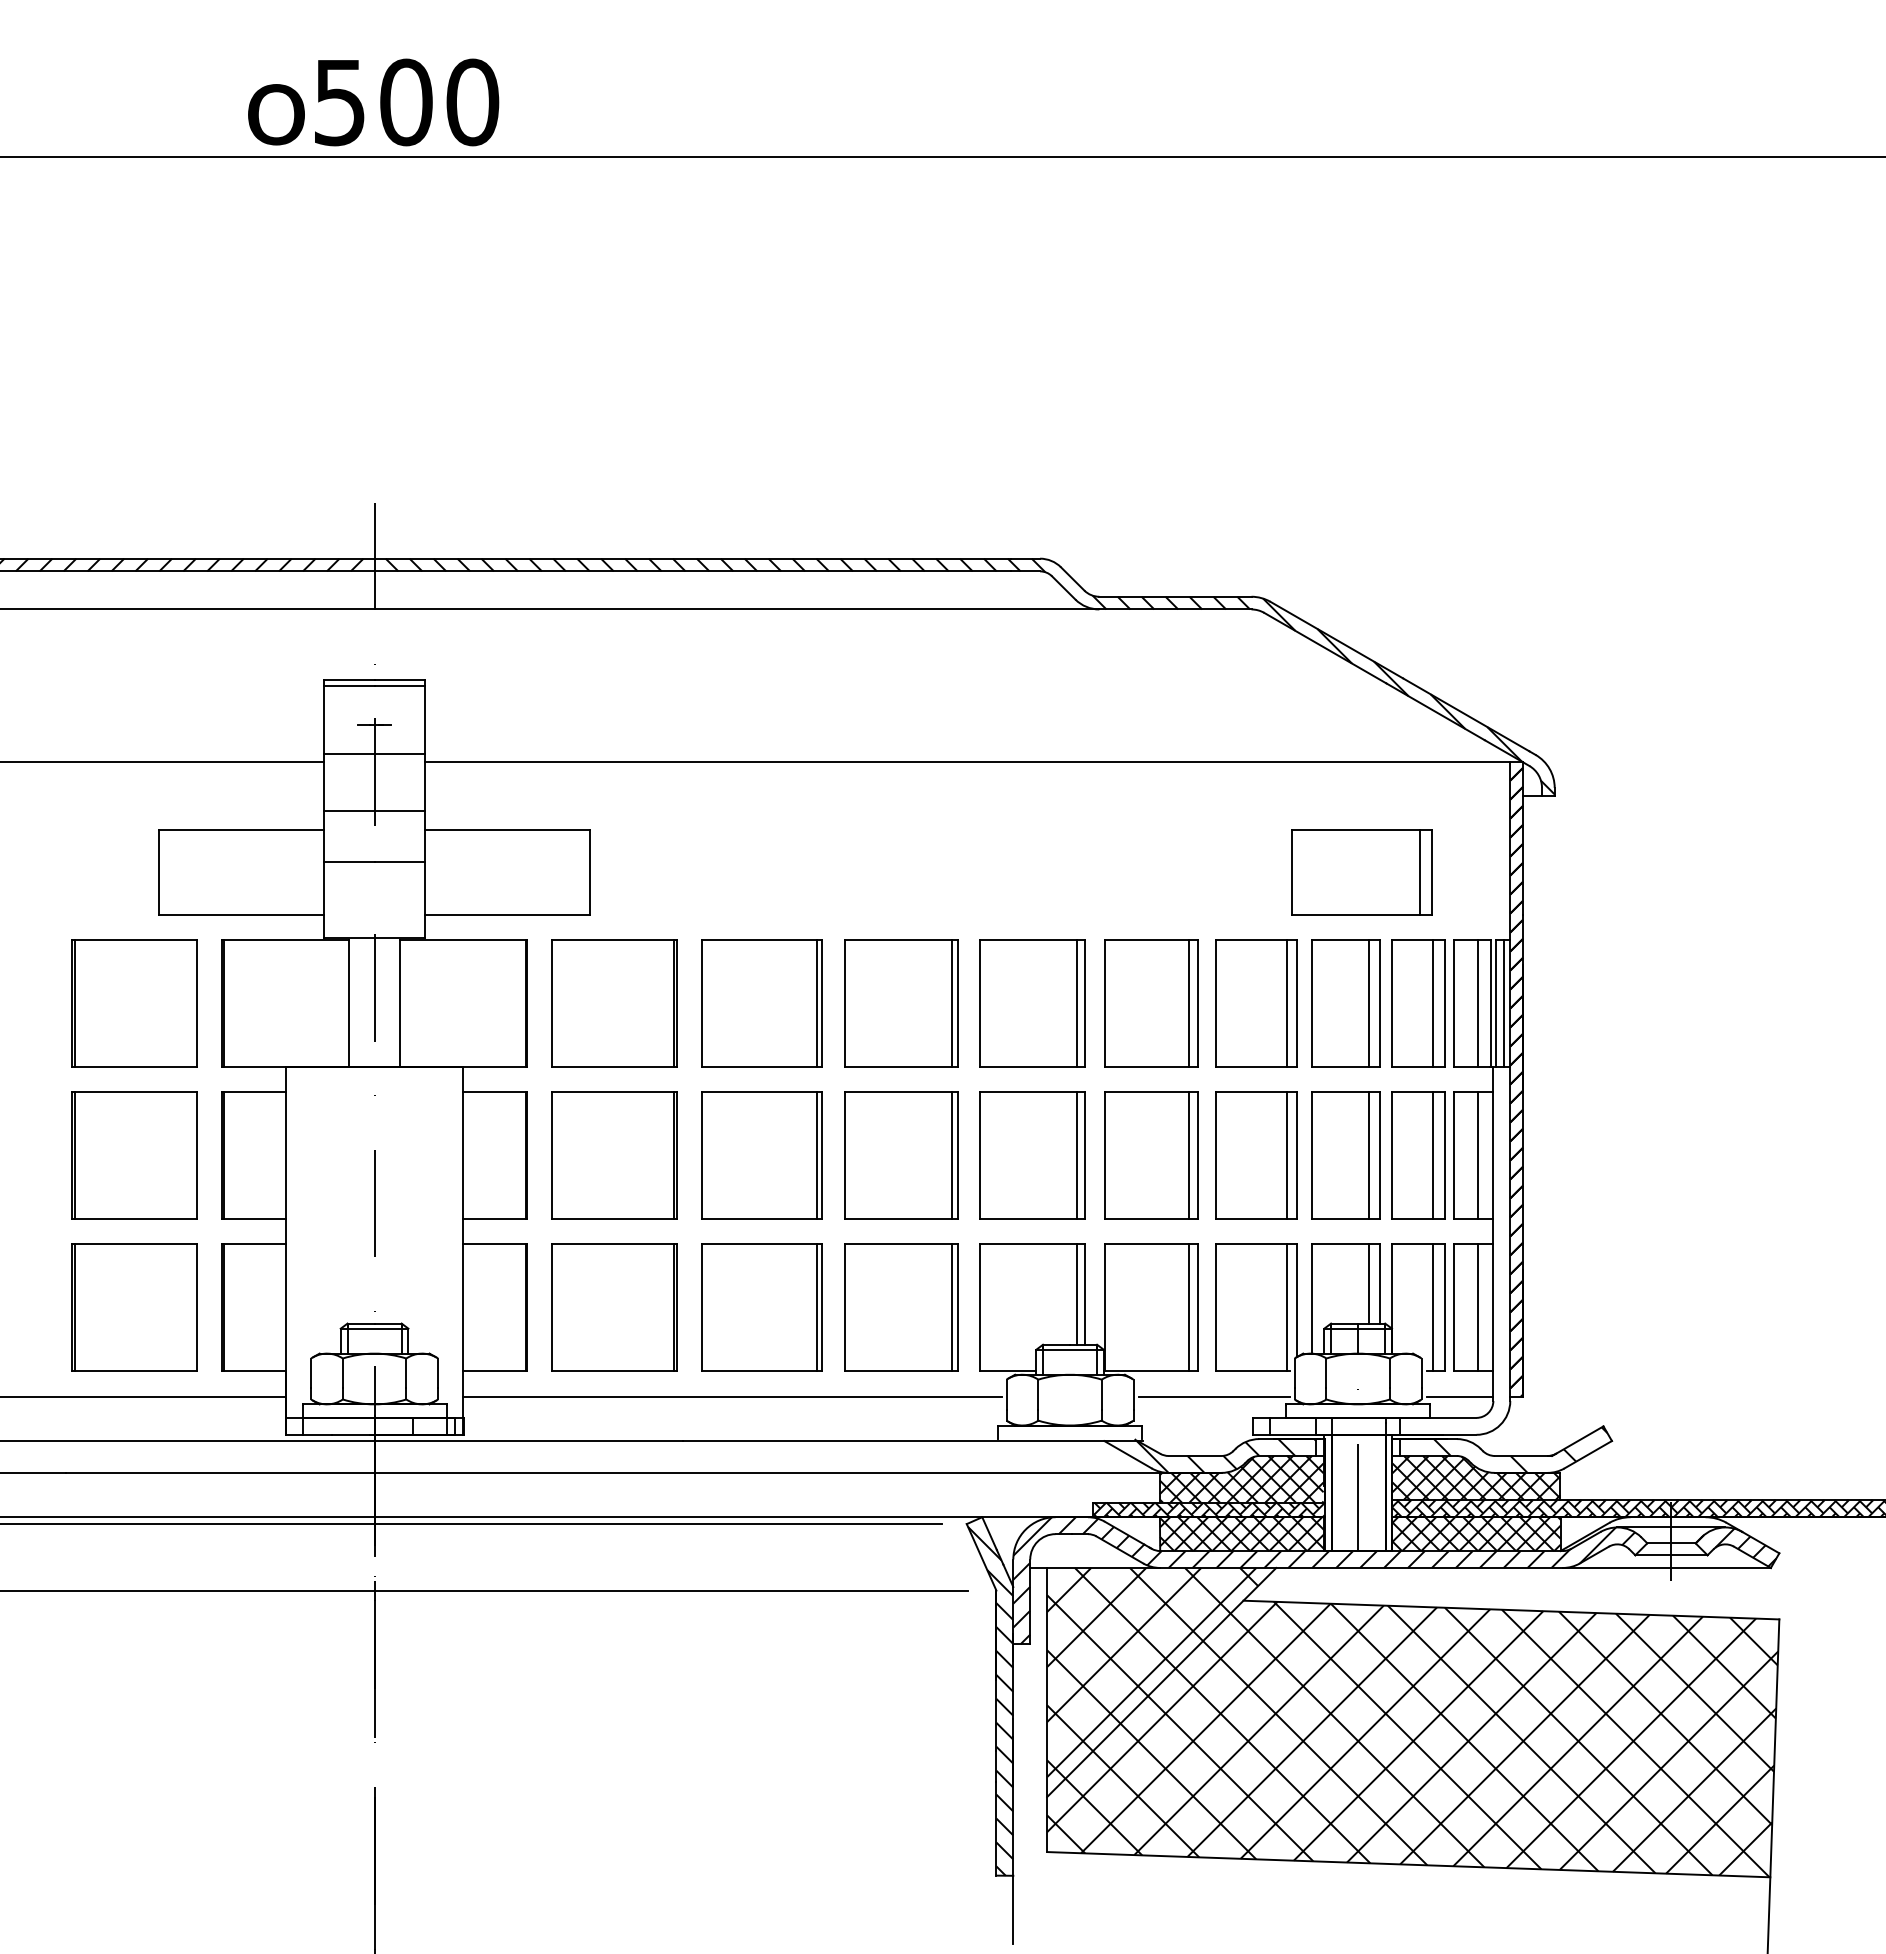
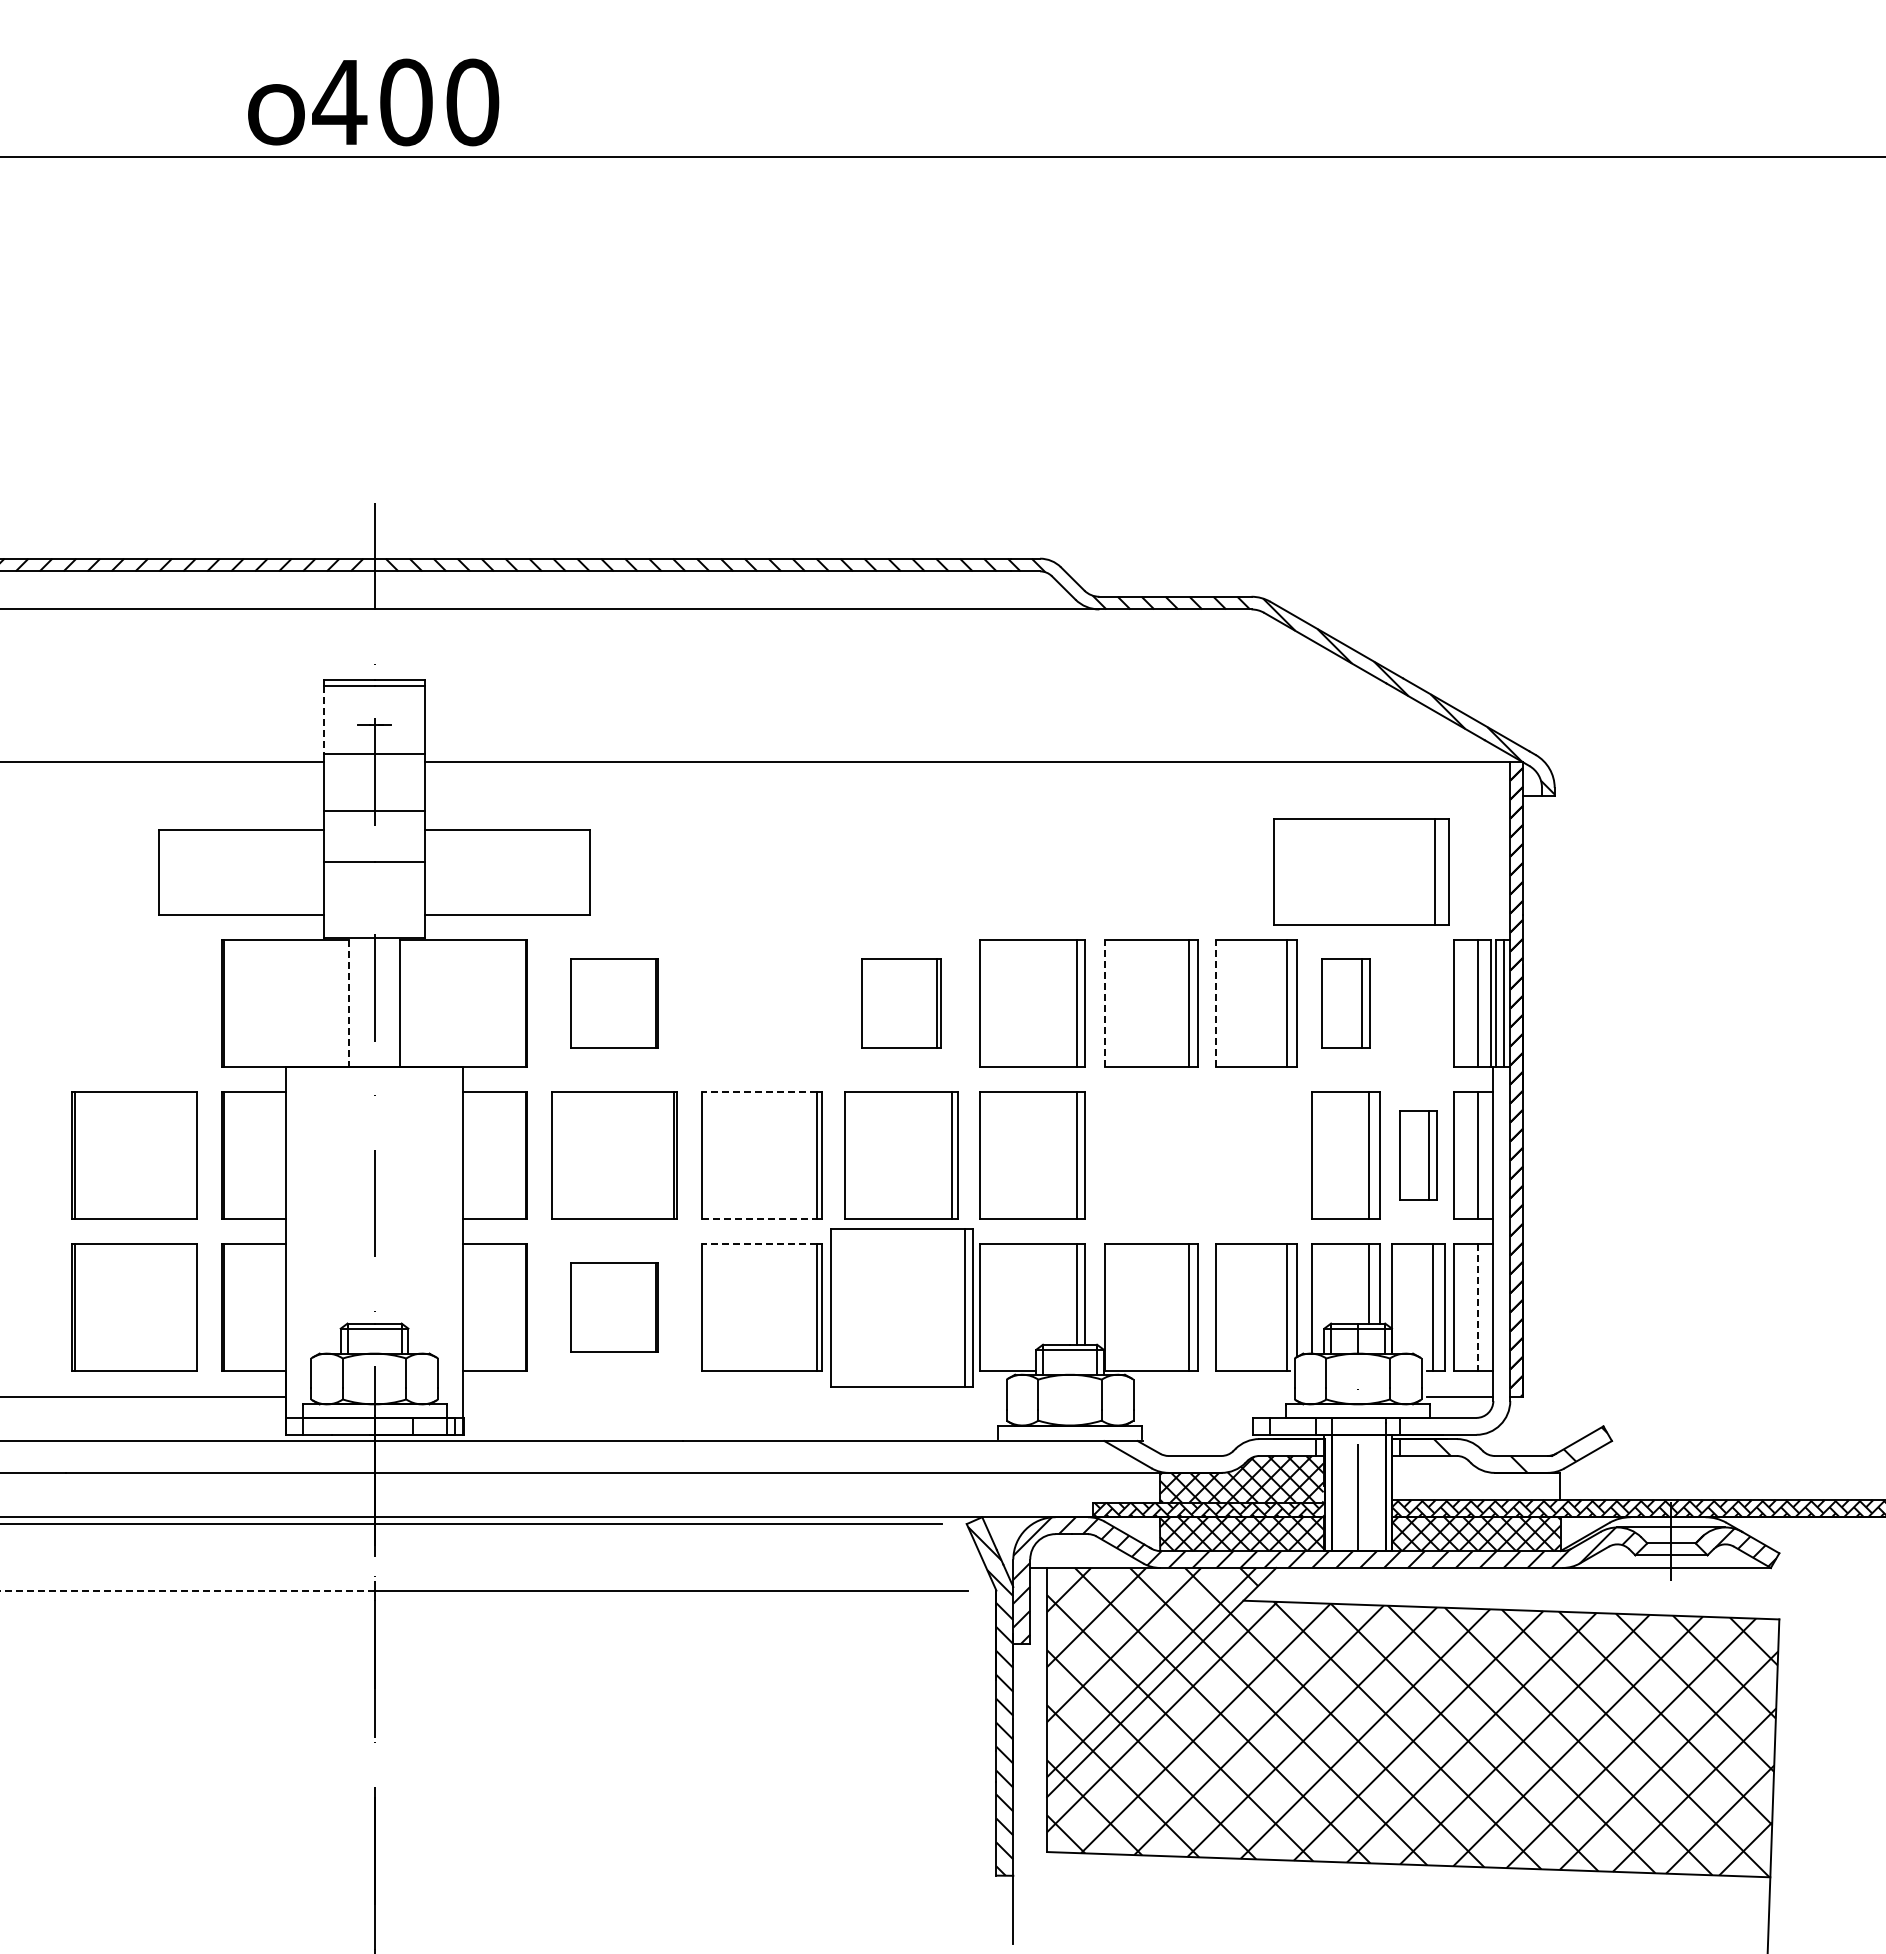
text: 500 -> 400 (339, 103)
line: solid -> dashed (323, 720)
part size: 142x87 px -> 177x108 px (1361, 871)
line: solid -> dashed (1104, 1002)
line: solid -> dashed (1215, 1002)
part: present -> none (134, 1003)
line: solid -> dashed (349, 1003)
part size: 127x129 px -> 89x91 px (614, 1003)
part: present -> none (761, 1003)
part size: 115x129 px -> 81x91 px (901, 1003)
part size: 70x129 px -> 50x91 px (1345, 1003)
part: present -> none (1418, 1003)
line: solid -> dashed (759, 1092)
part: present -> none (1151, 1155)
part: present -> none (1256, 1155)
part size: 55x129 px -> 39x91 px (1418, 1155)
line: solid -> dashed (759, 1219)
line: solid -> dashed (759, 1244)
part size: 127x129 px -> 89x91 px (614, 1307)
part size: 115x129 px -> 144x160 px (901, 1307)
line: solid -> dashed (1478, 1308)
line: present -> none (732, 1396)
line: present -> none (1213, 1396)
hatch: present -> none (1224, 1455)
hatch: present -> none (1476, 1477)
line: solid -> dashed (187, 1590)
